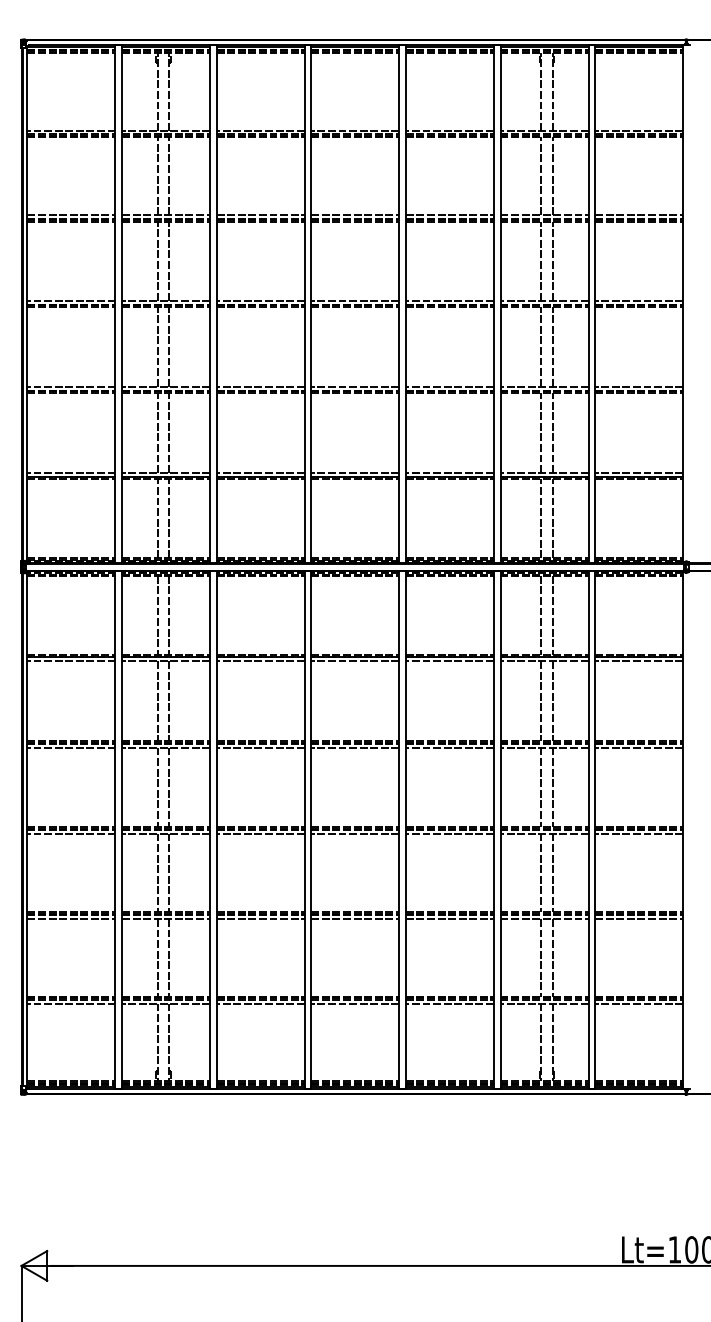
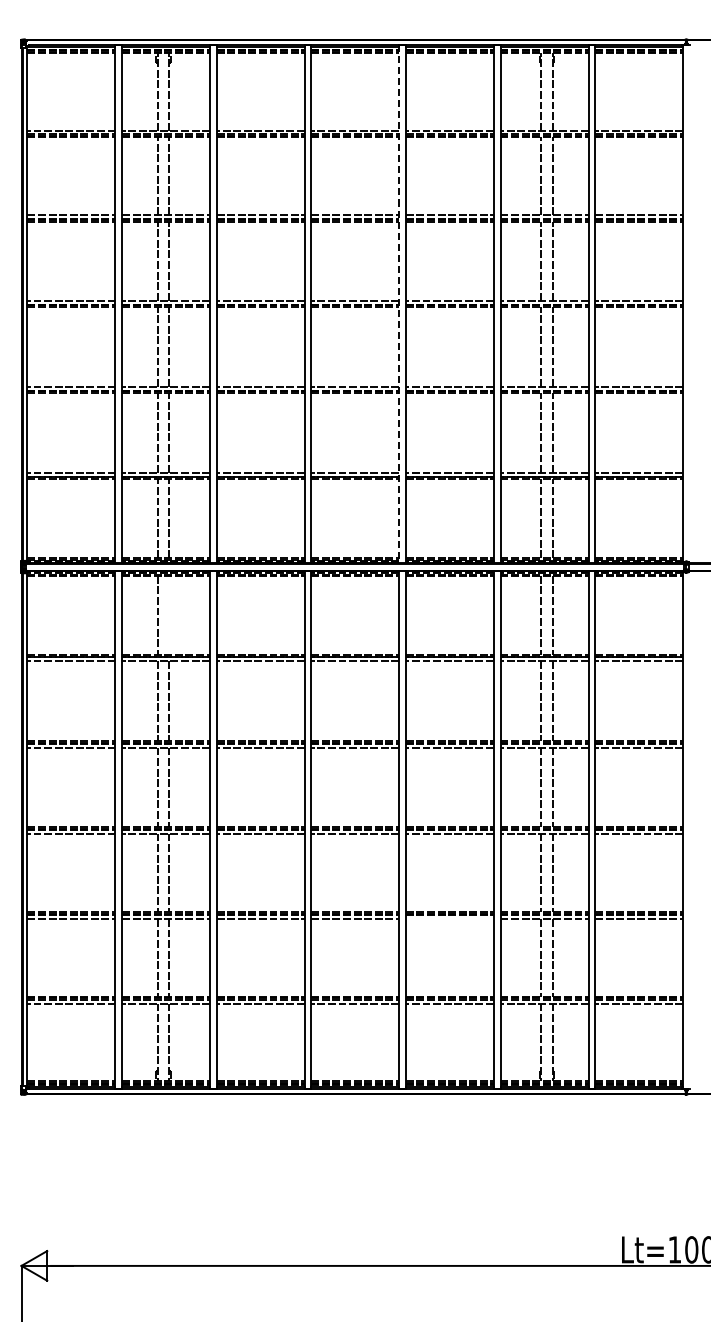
line: solid -> dashed (399, 304)
line: present -> none (169, 614)
line: present -> none (449, 918)
